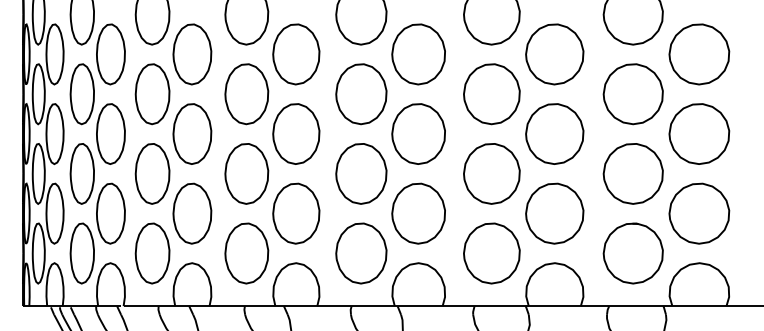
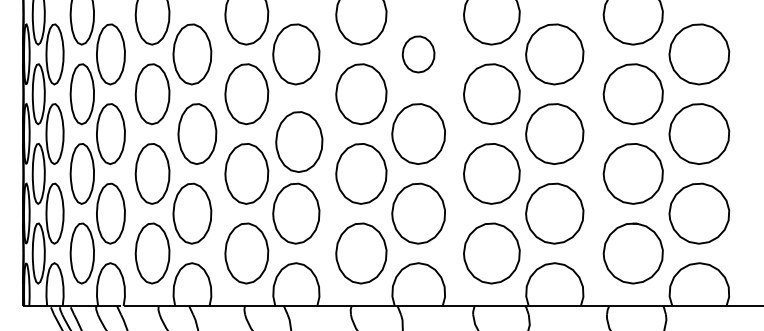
part size: 55x63 px -> 35x39 px (418, 54)
part position: (192, 133) -> (197, 133) (197, 133)
part position: (296, 133) -> (299, 141) (299, 141)
